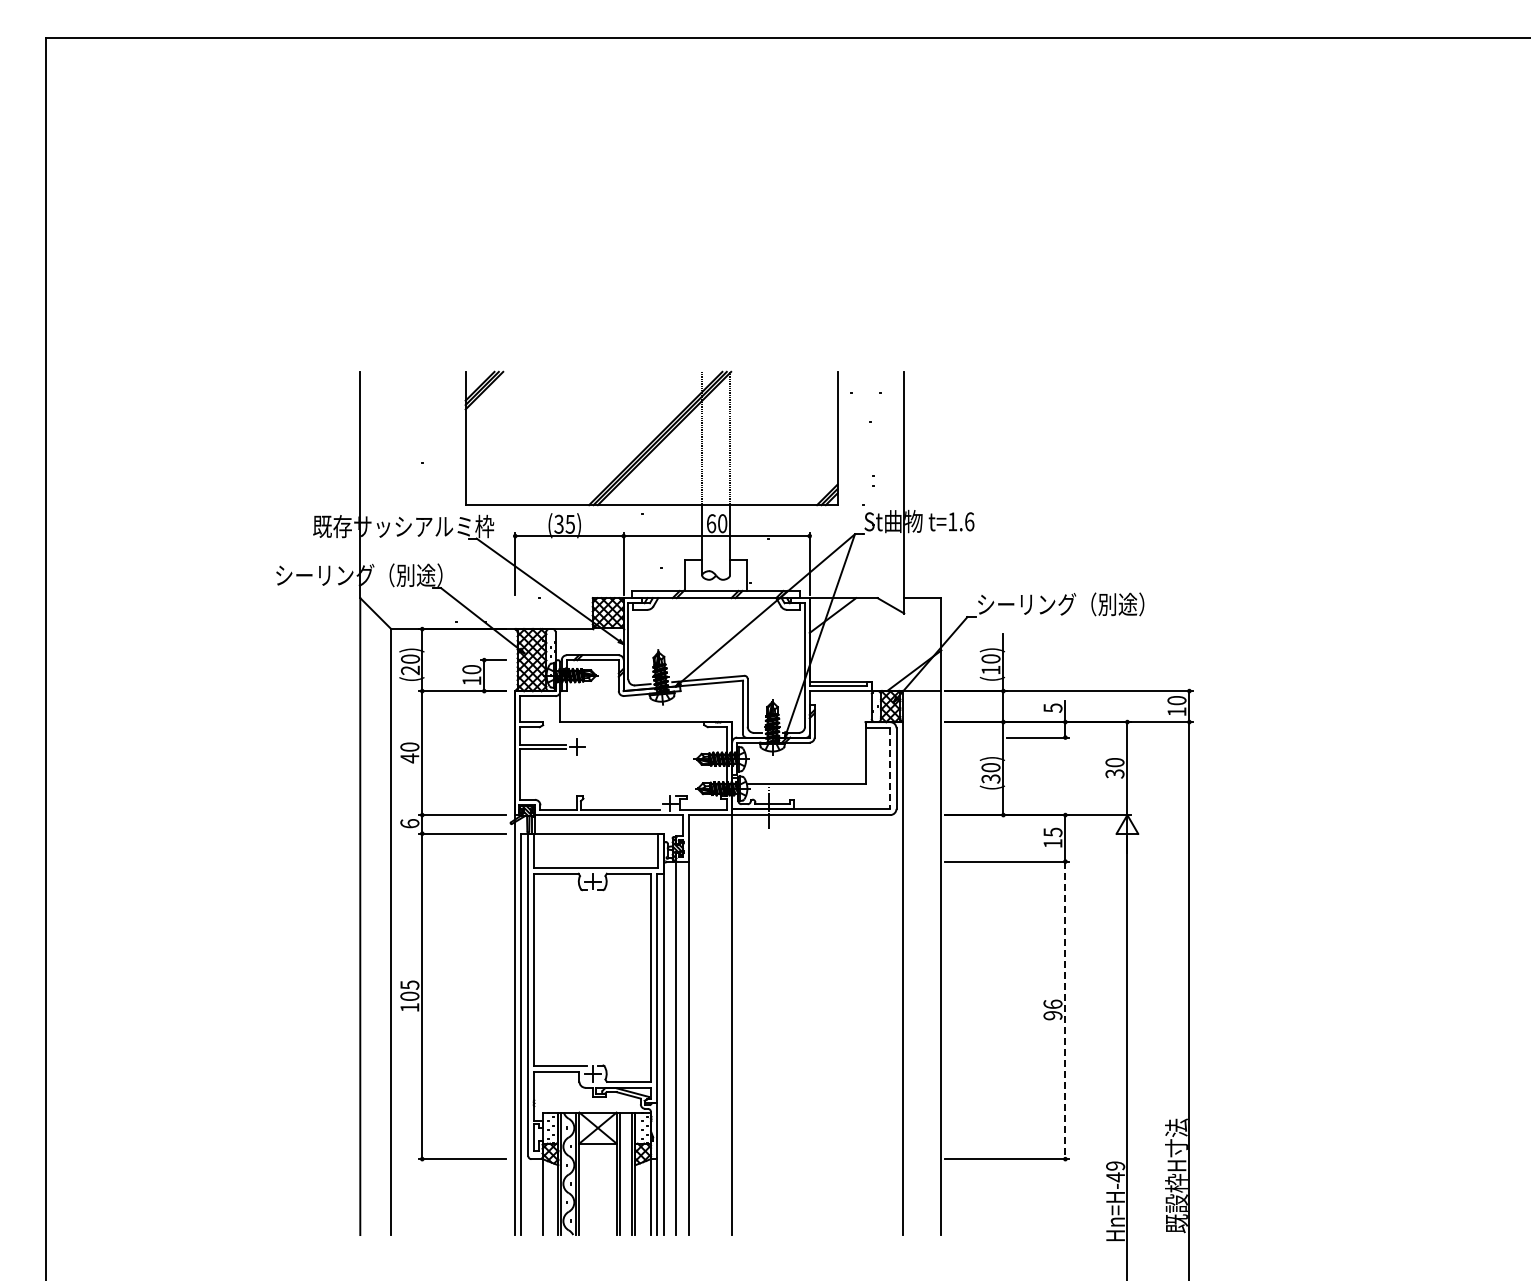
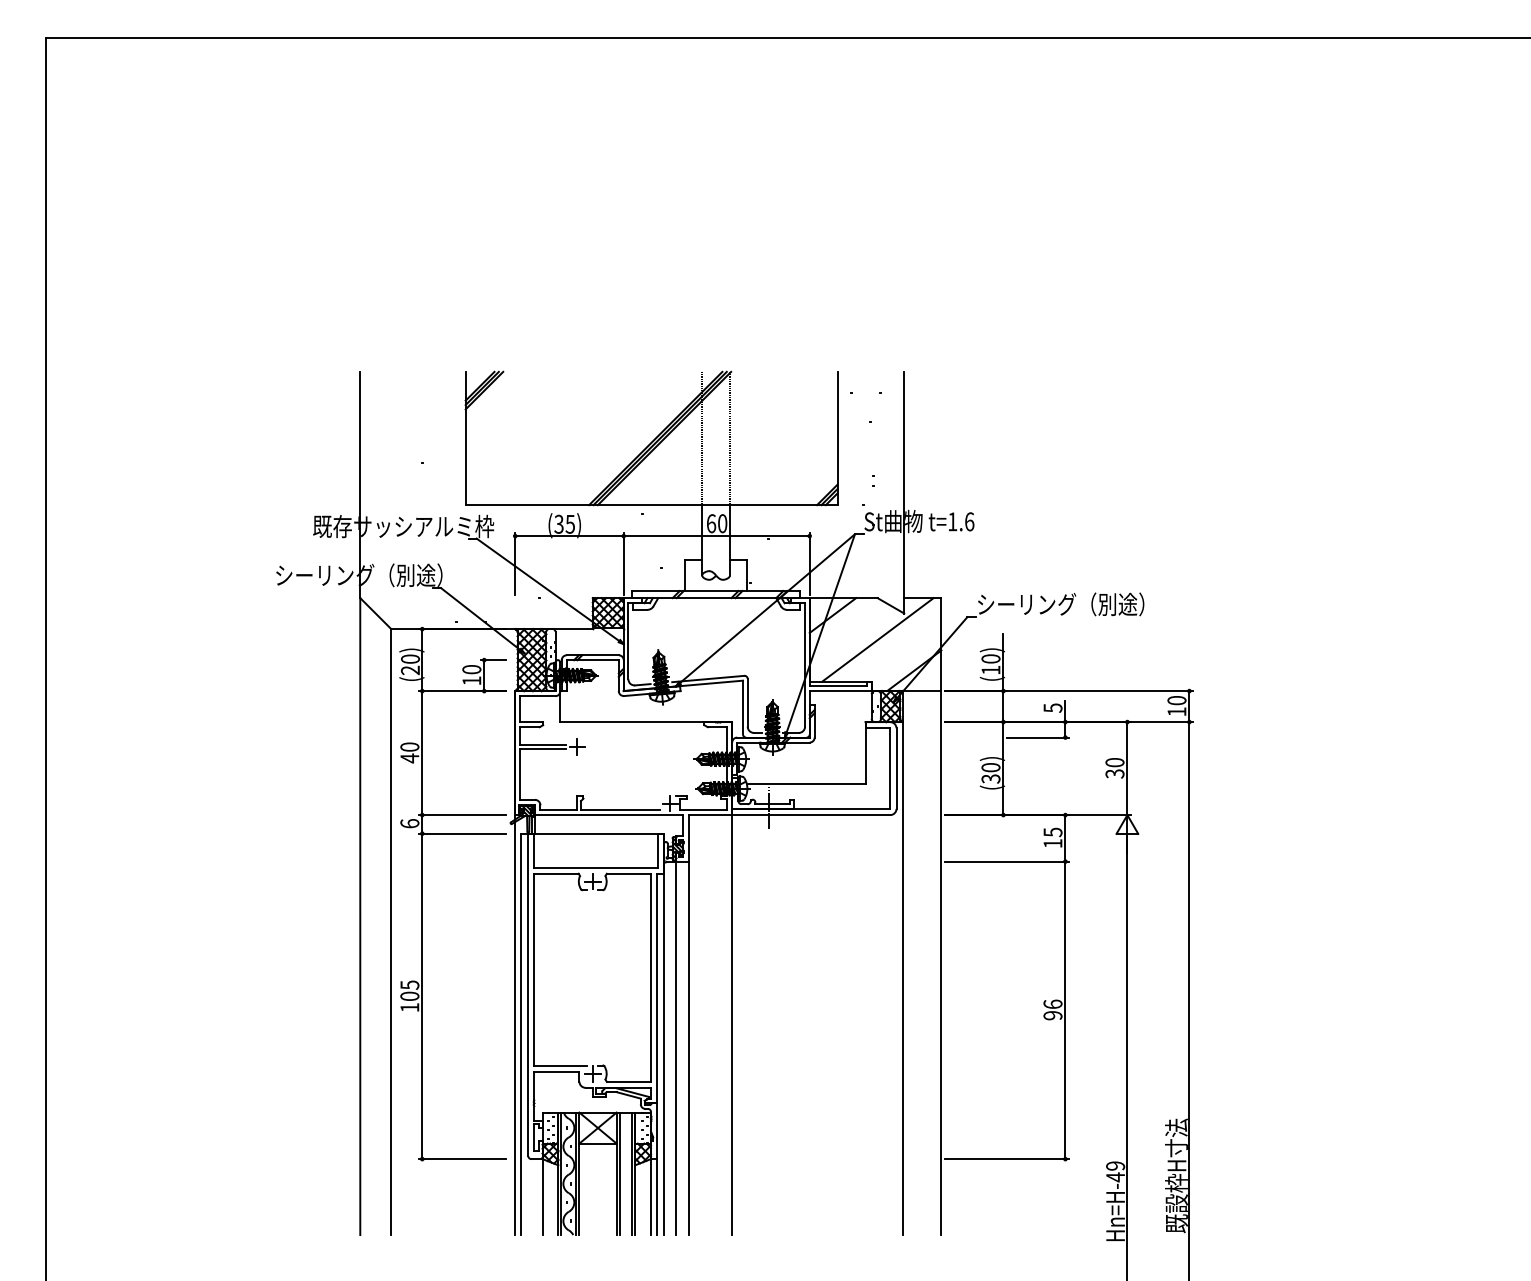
line: none -> present (877, 639)
line: dashed -> solid (890, 769)
line: dashed -> solid (1065, 1010)
